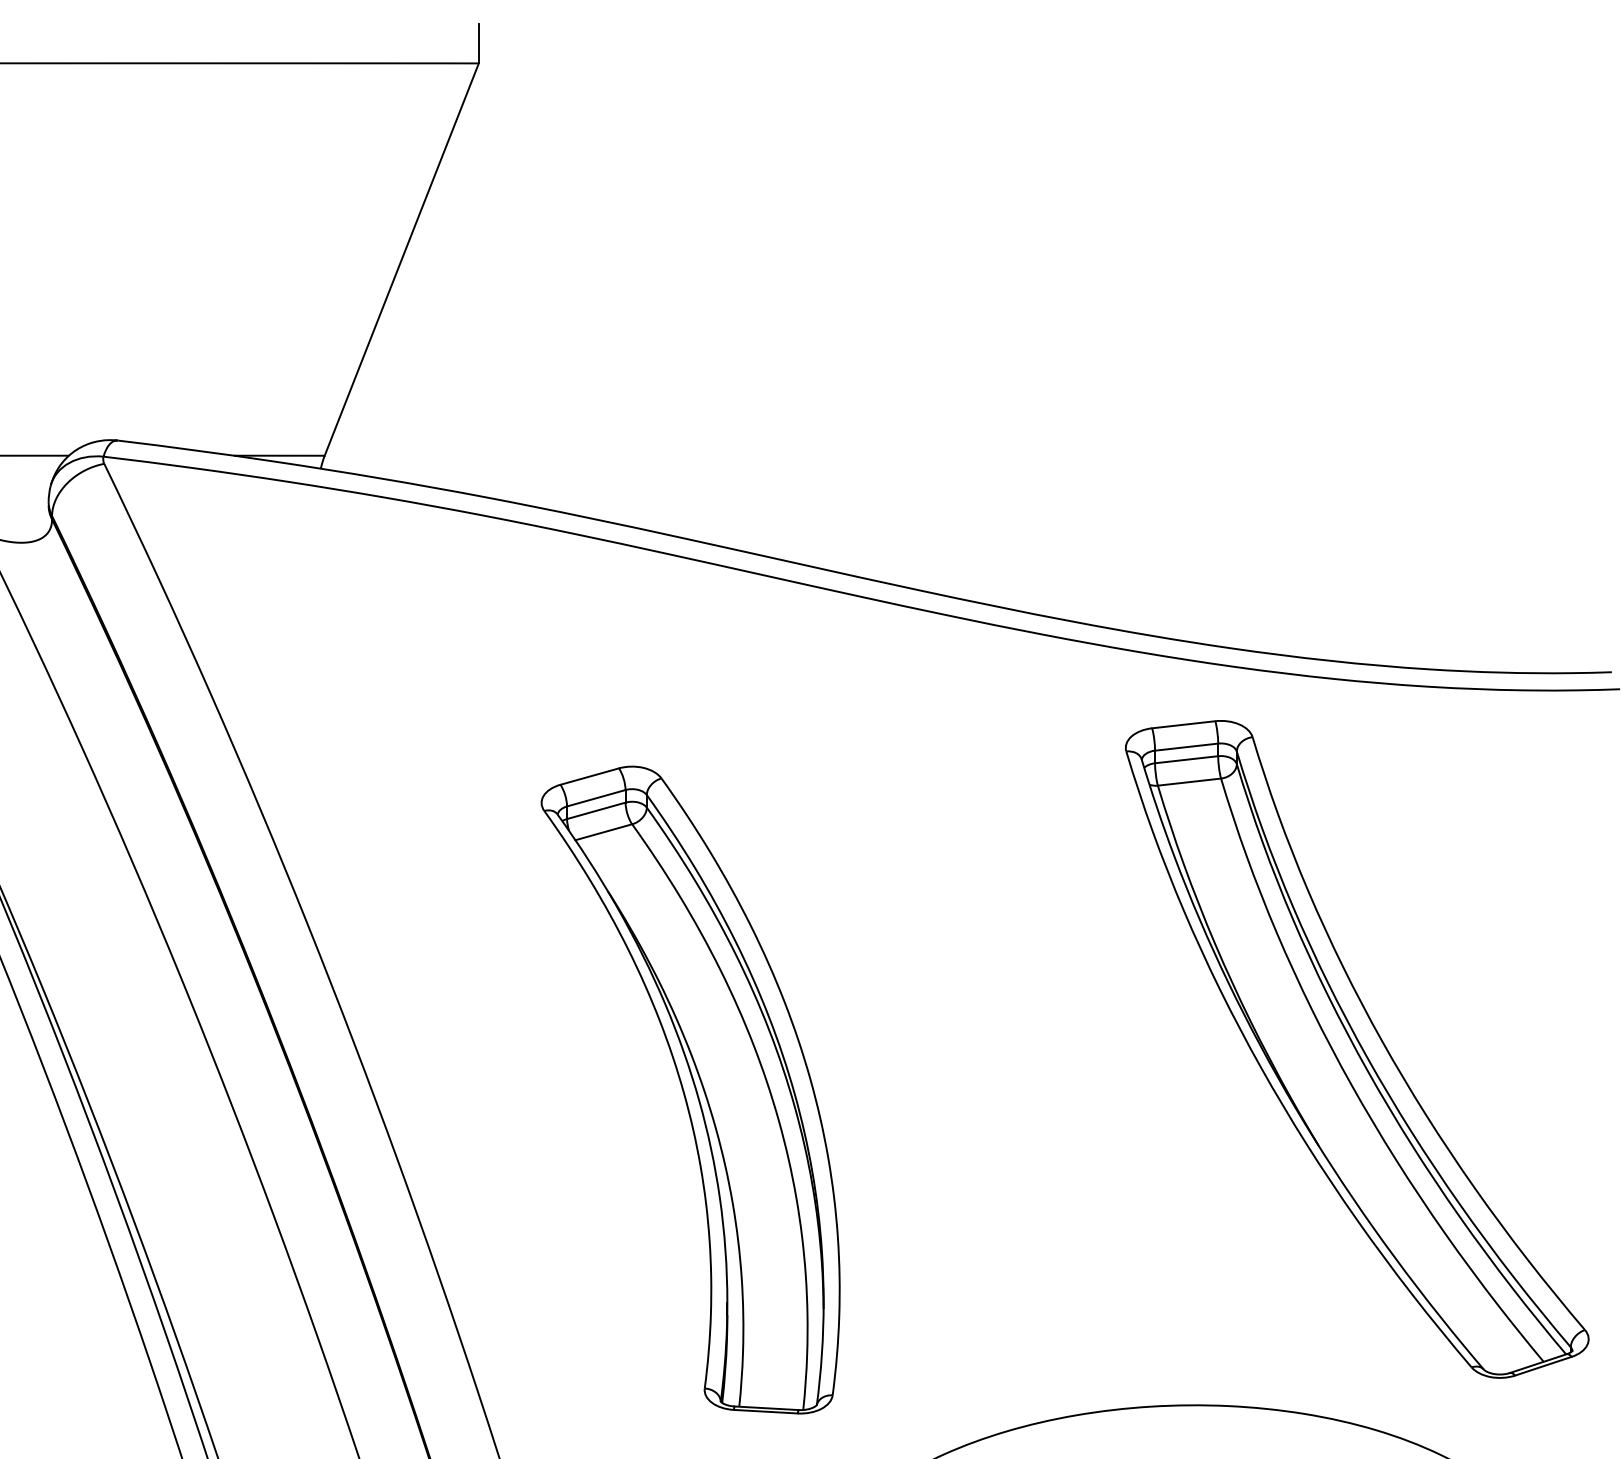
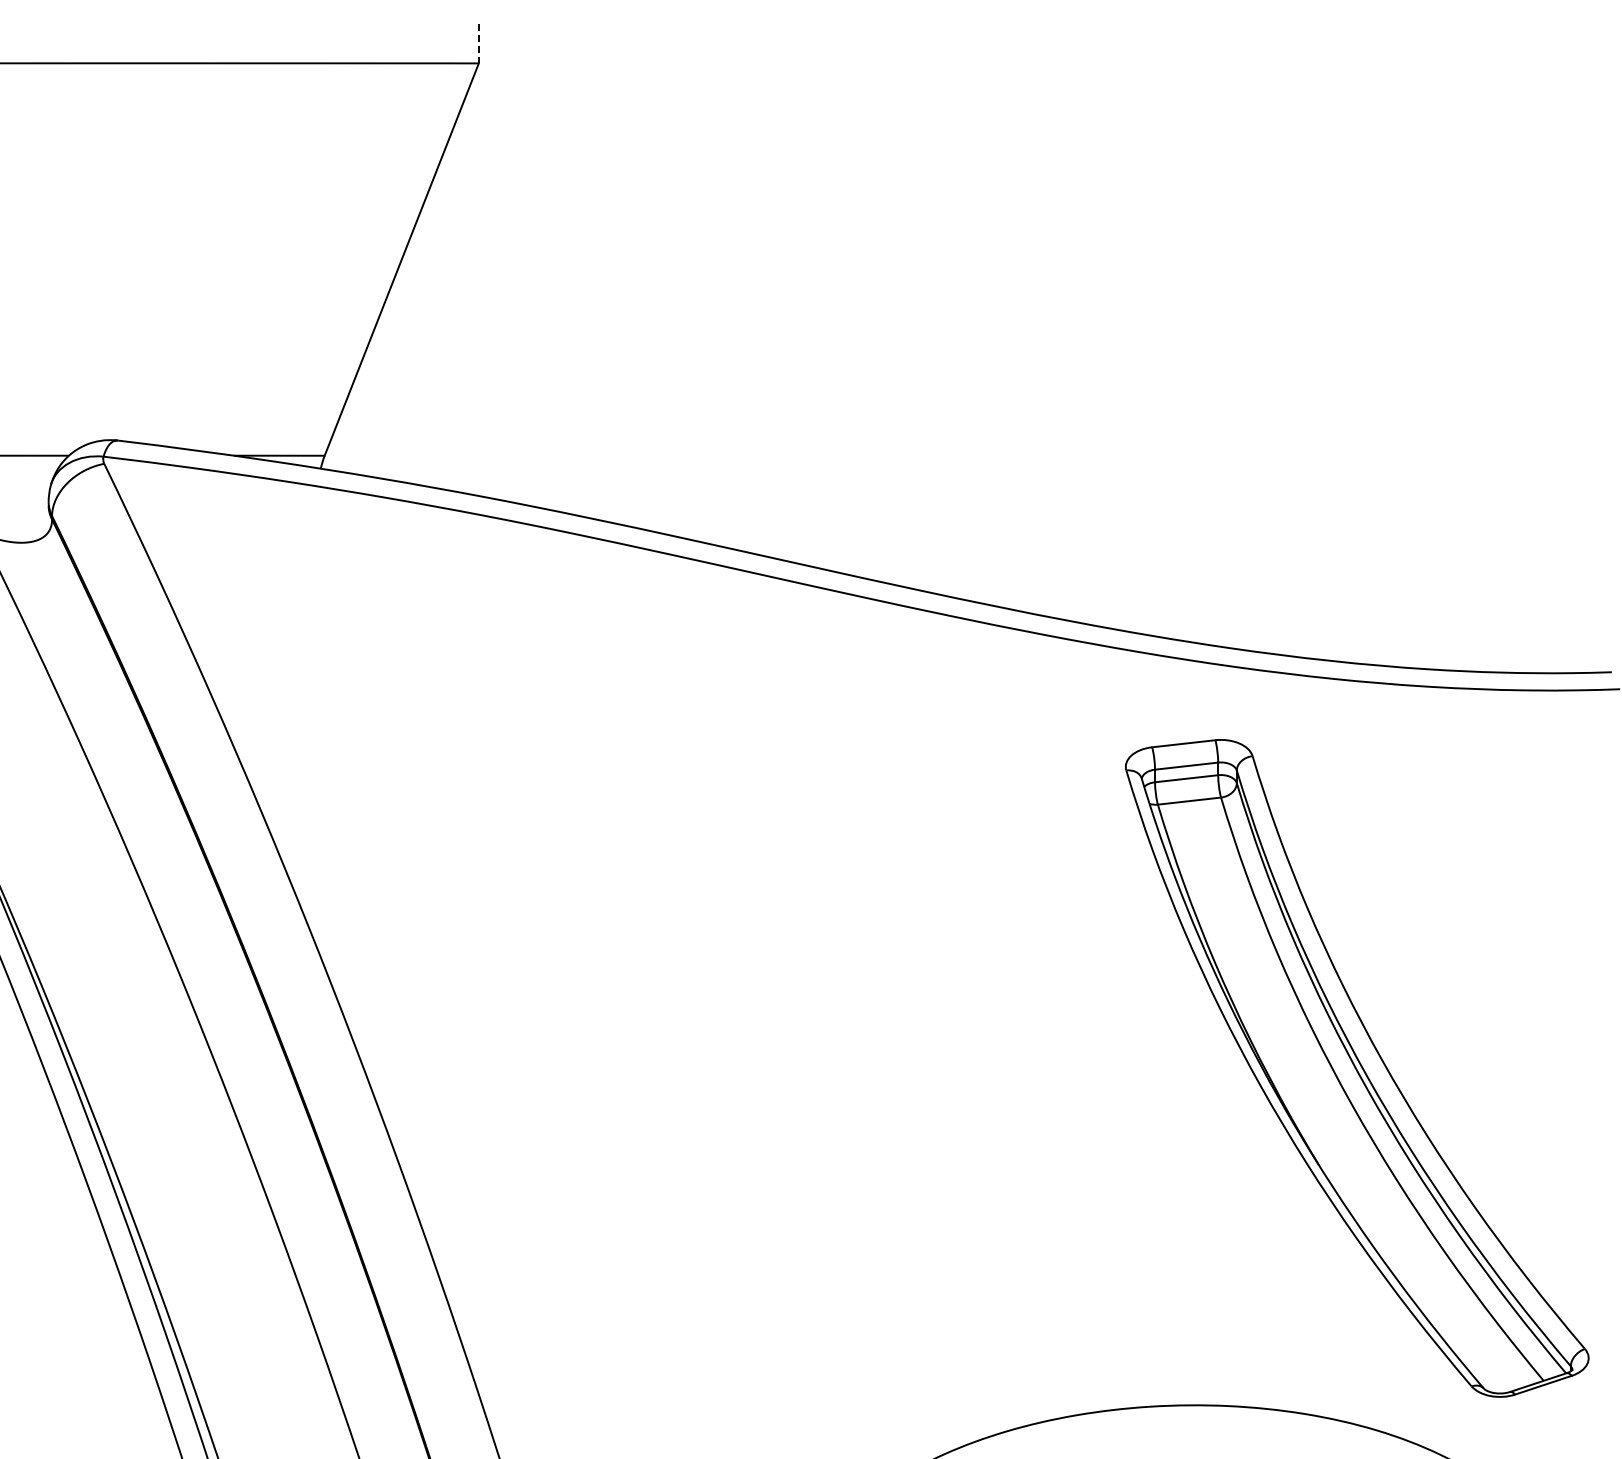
line: solid -> dashed (478, 43)
part position: (1357, 1049) -> (1357, 1068) (1357, 1068)
part: present -> none (690, 1089)
